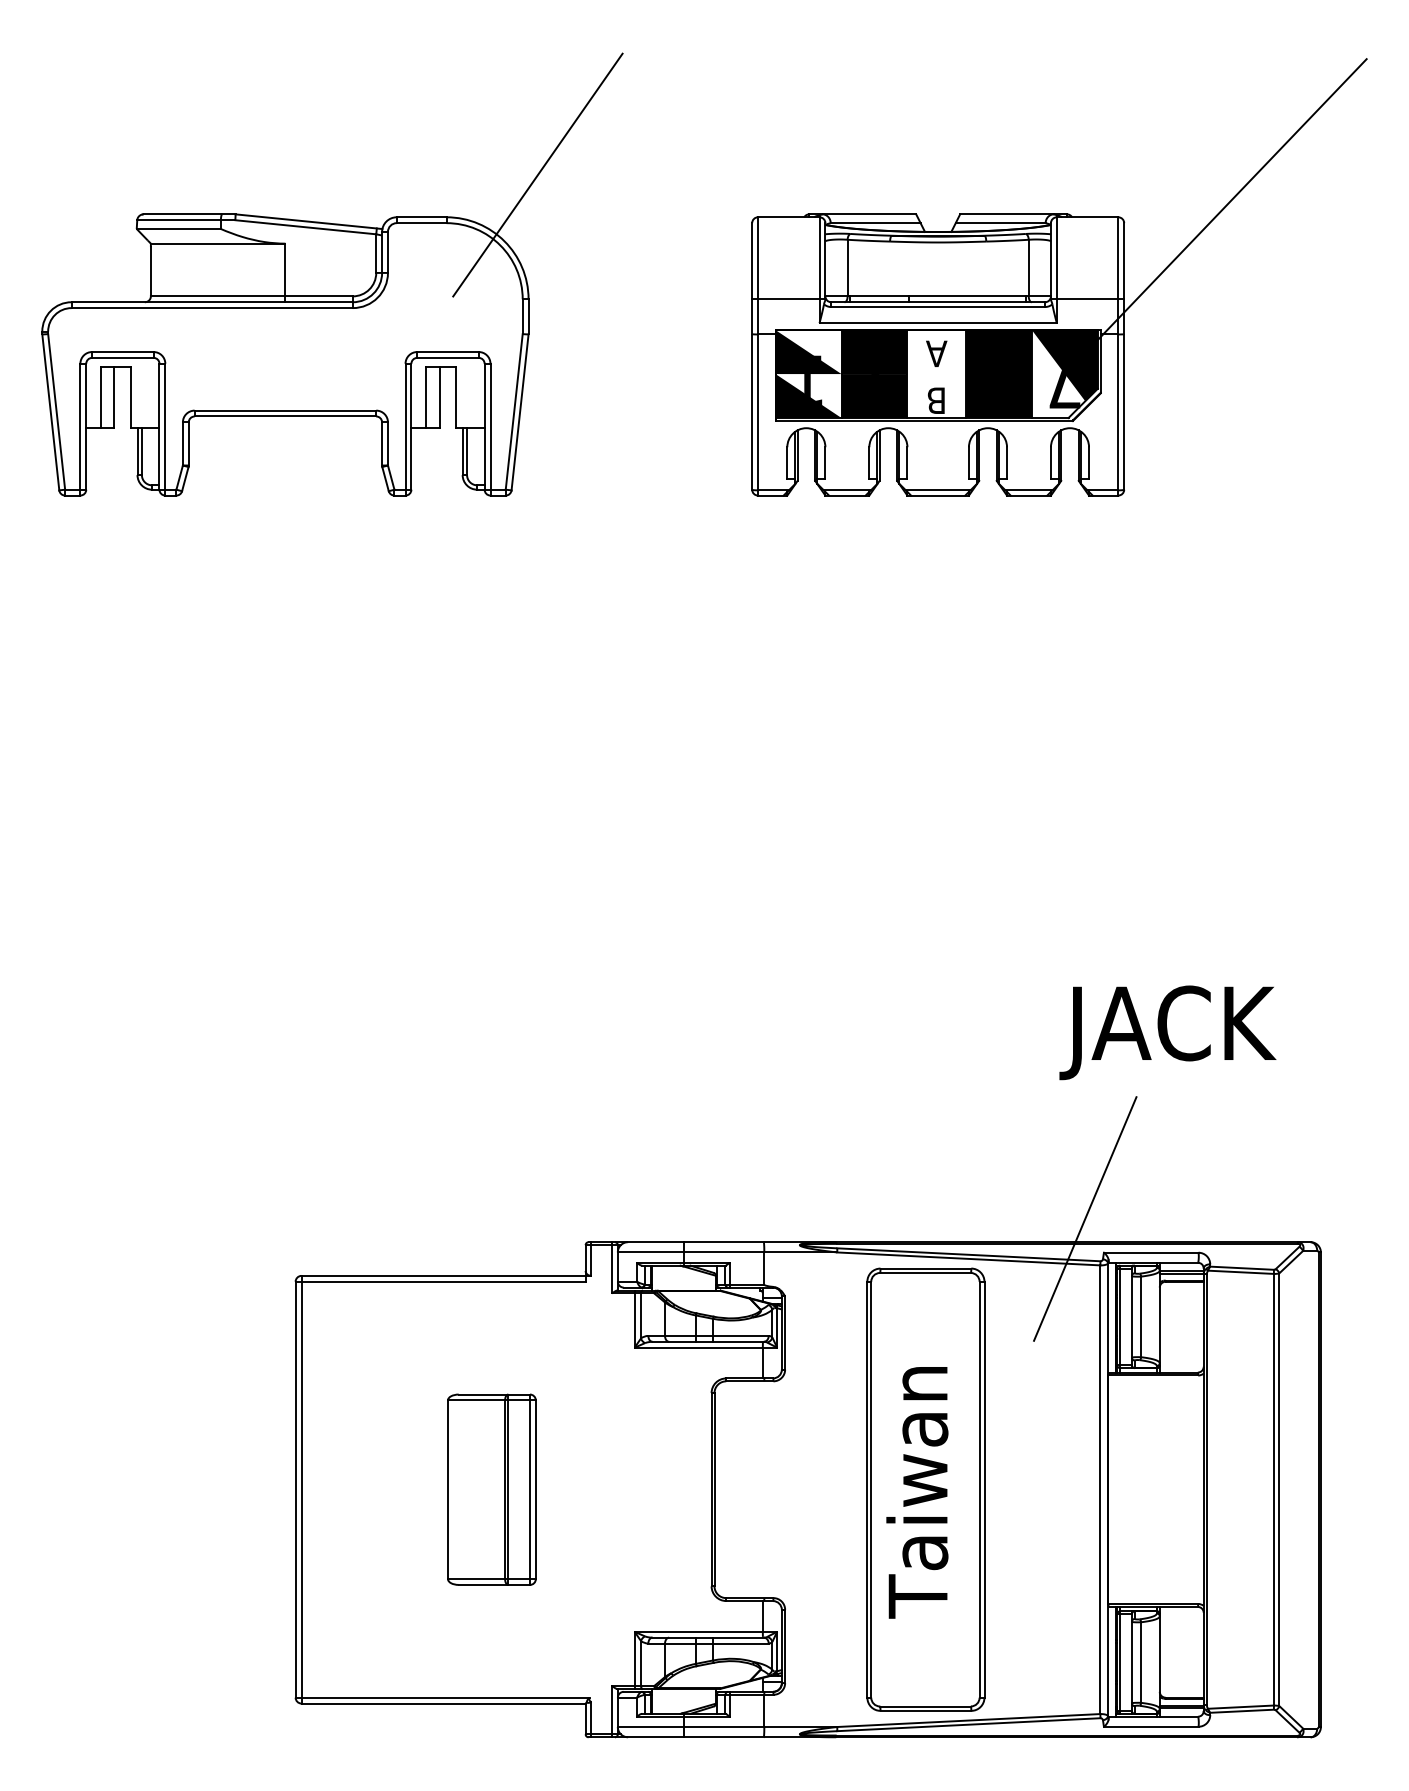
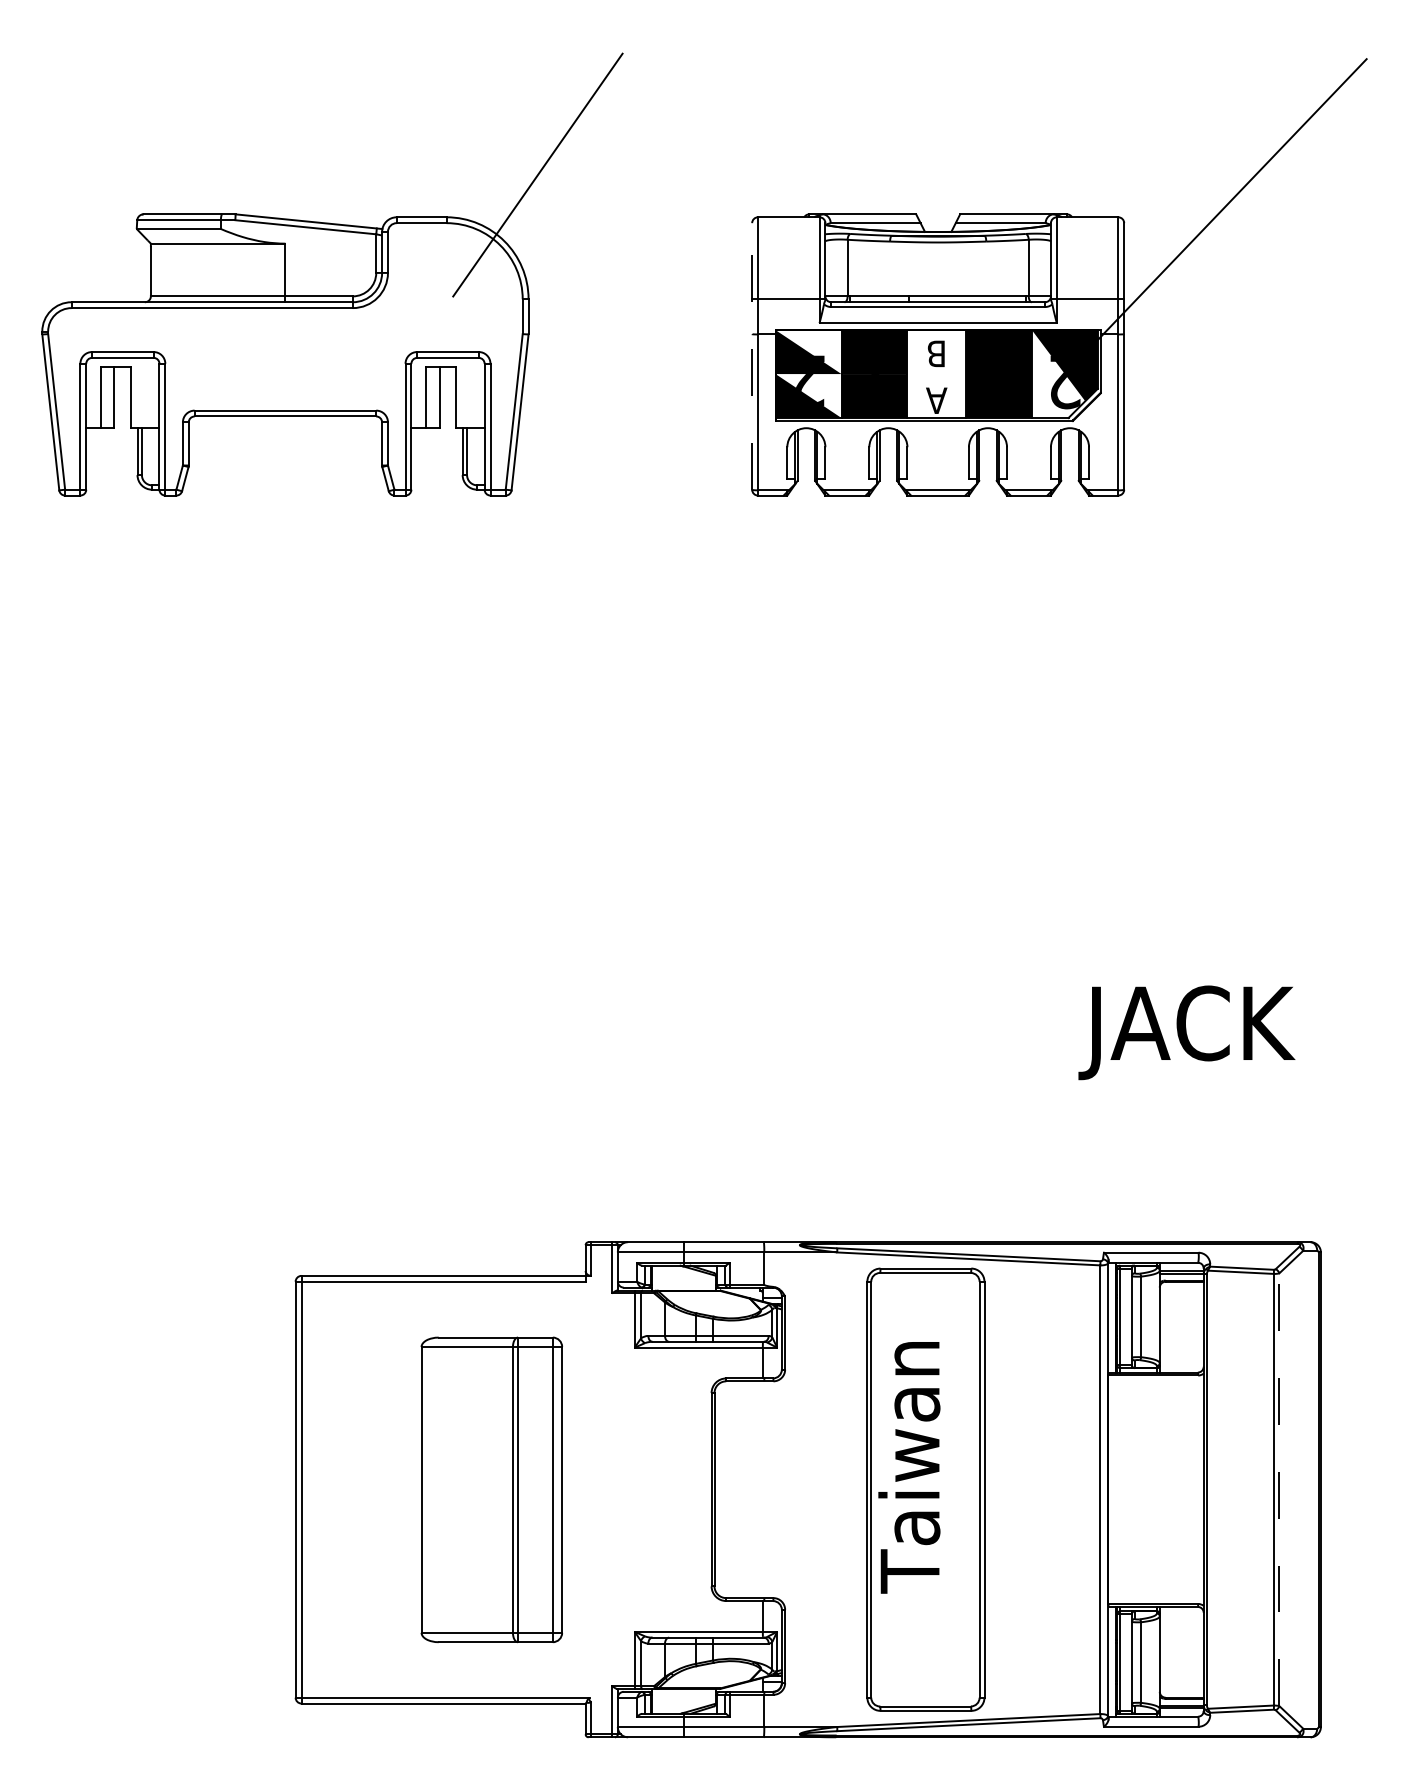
text: A -> B (936, 353)
line: solid -> dashed (752, 355)
text: 1 -> 2 (810, 380)
text: 7 -> 2 (1064, 382)
text: B -> A (936, 400)
text position: (1167, 1032) -> (1186, 1032) (1186, 1032)
line: present -> none (1085, 1218)
part size: 90x193 px -> 143x308 px (491, 1489)
line: solid -> dashed (1279, 1489)
text position: (917, 1492) -> (909, 1467) (909, 1467)
